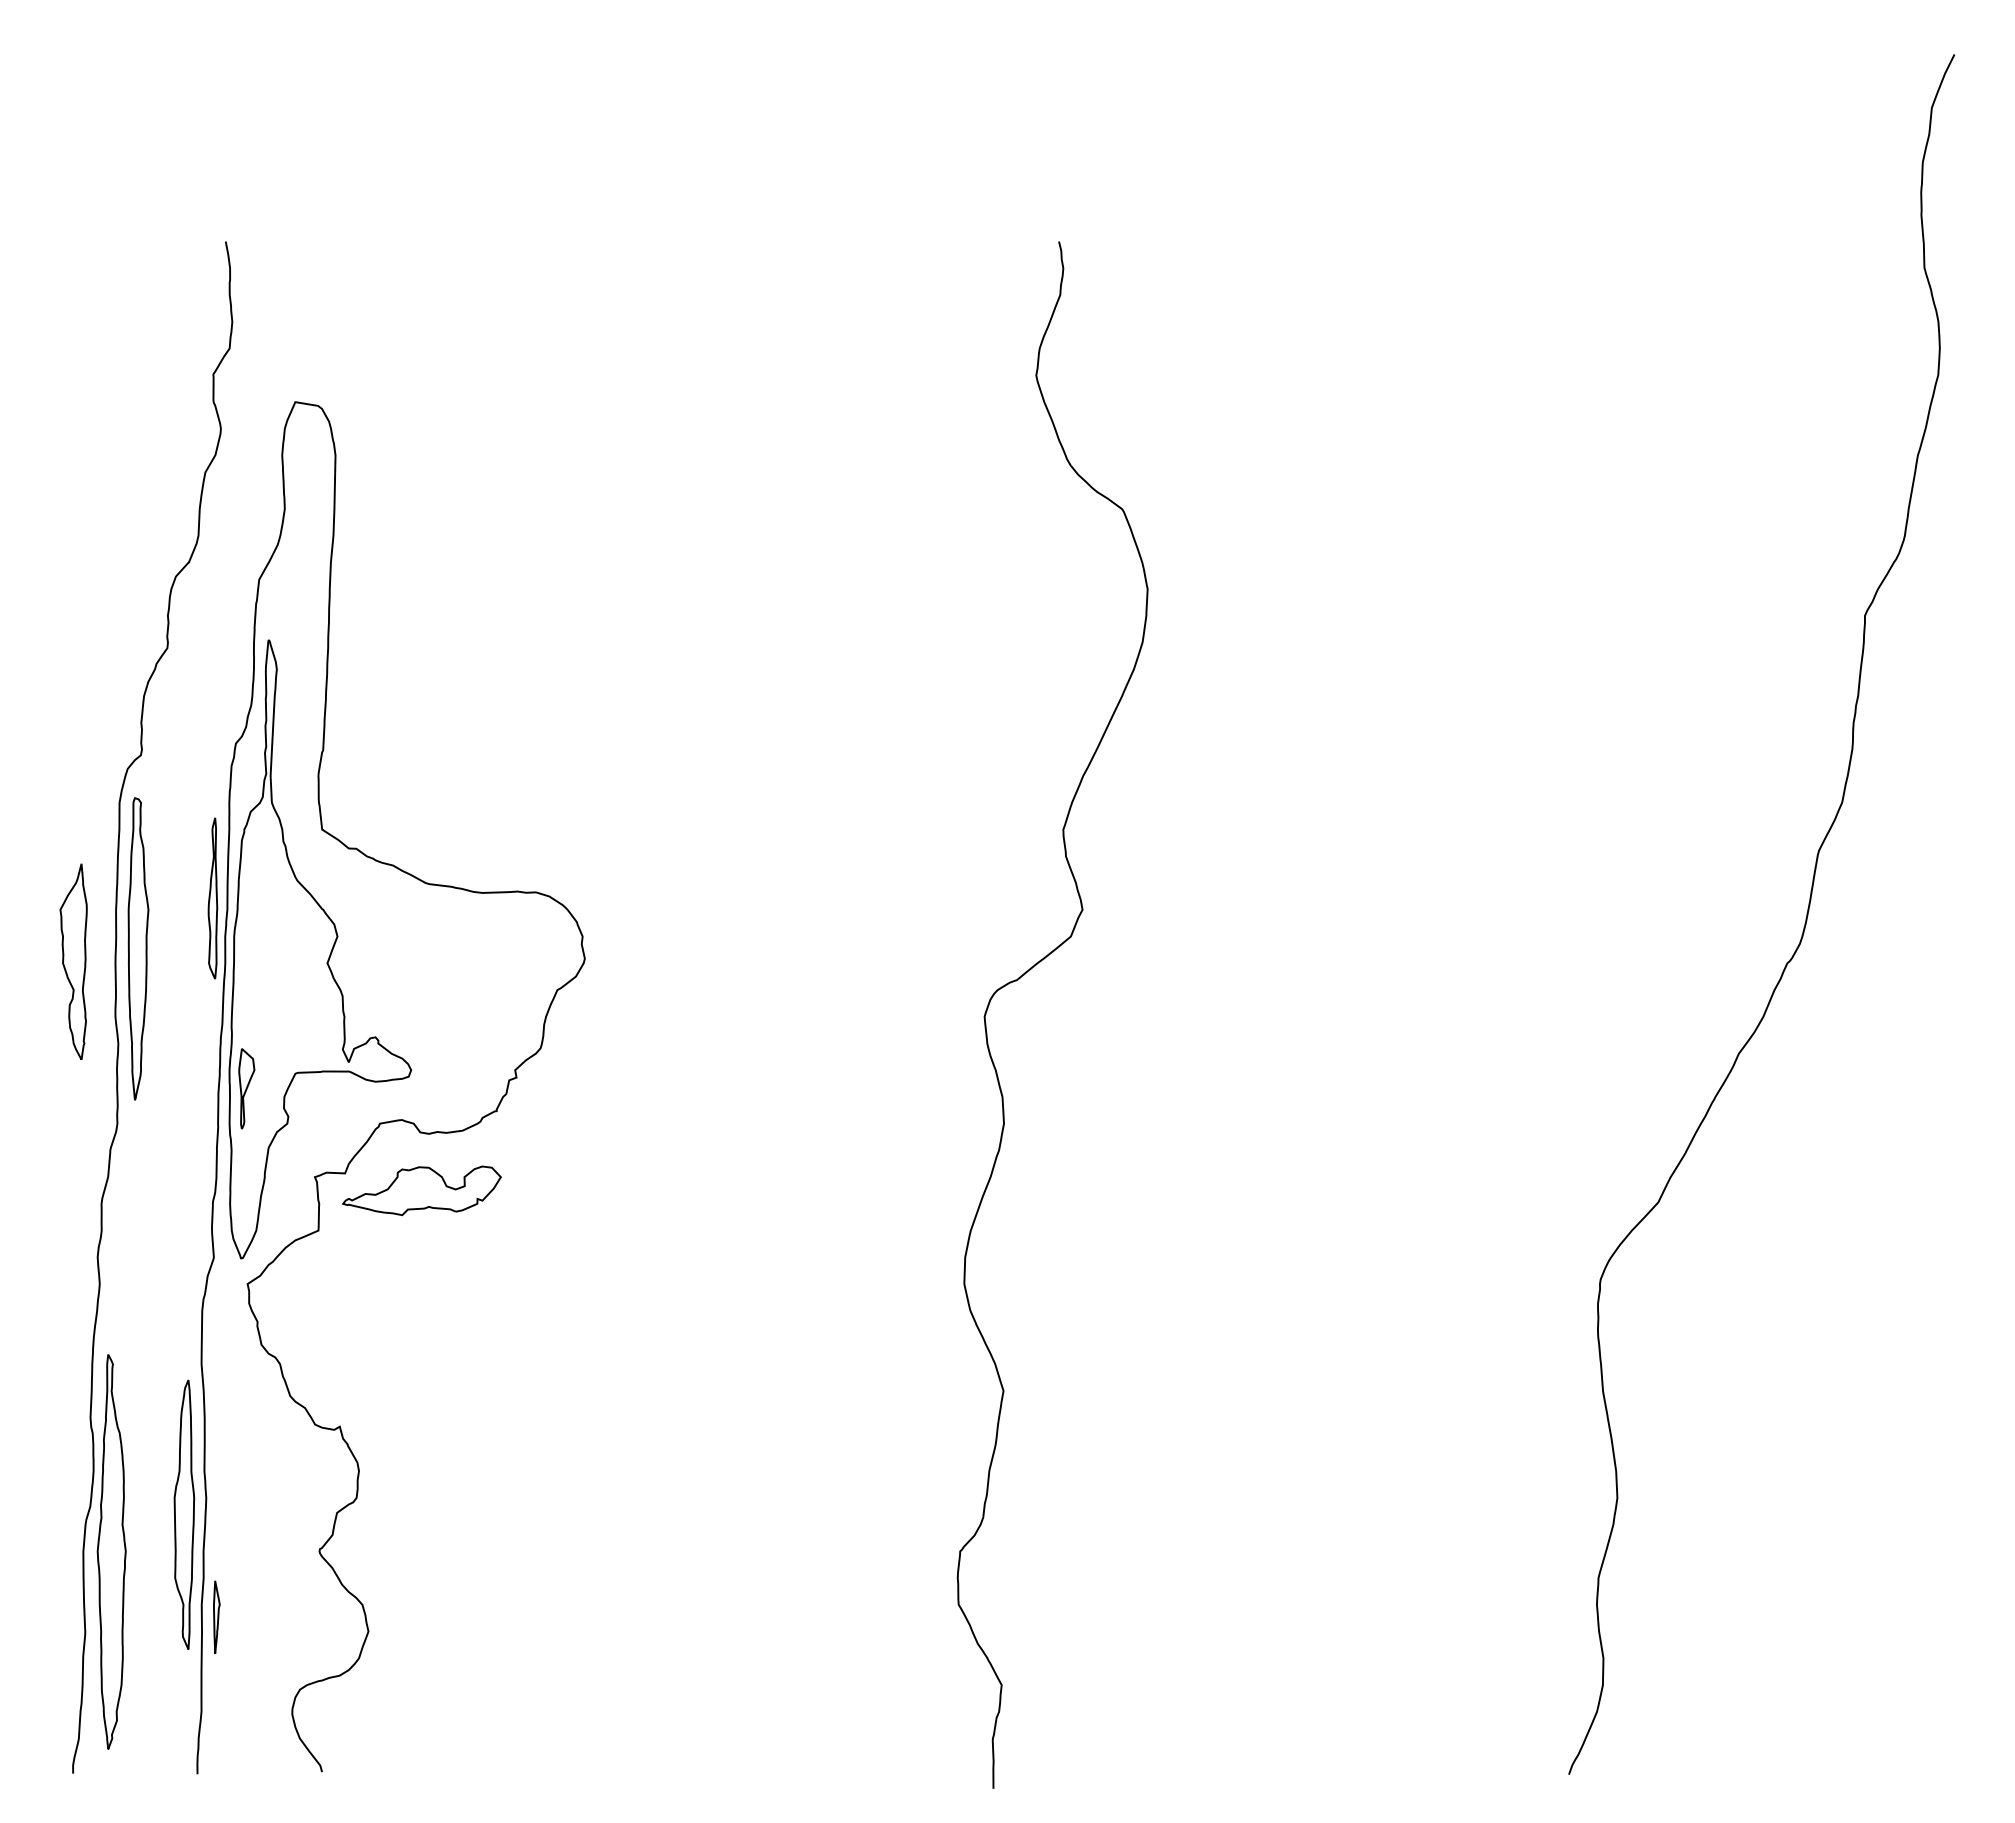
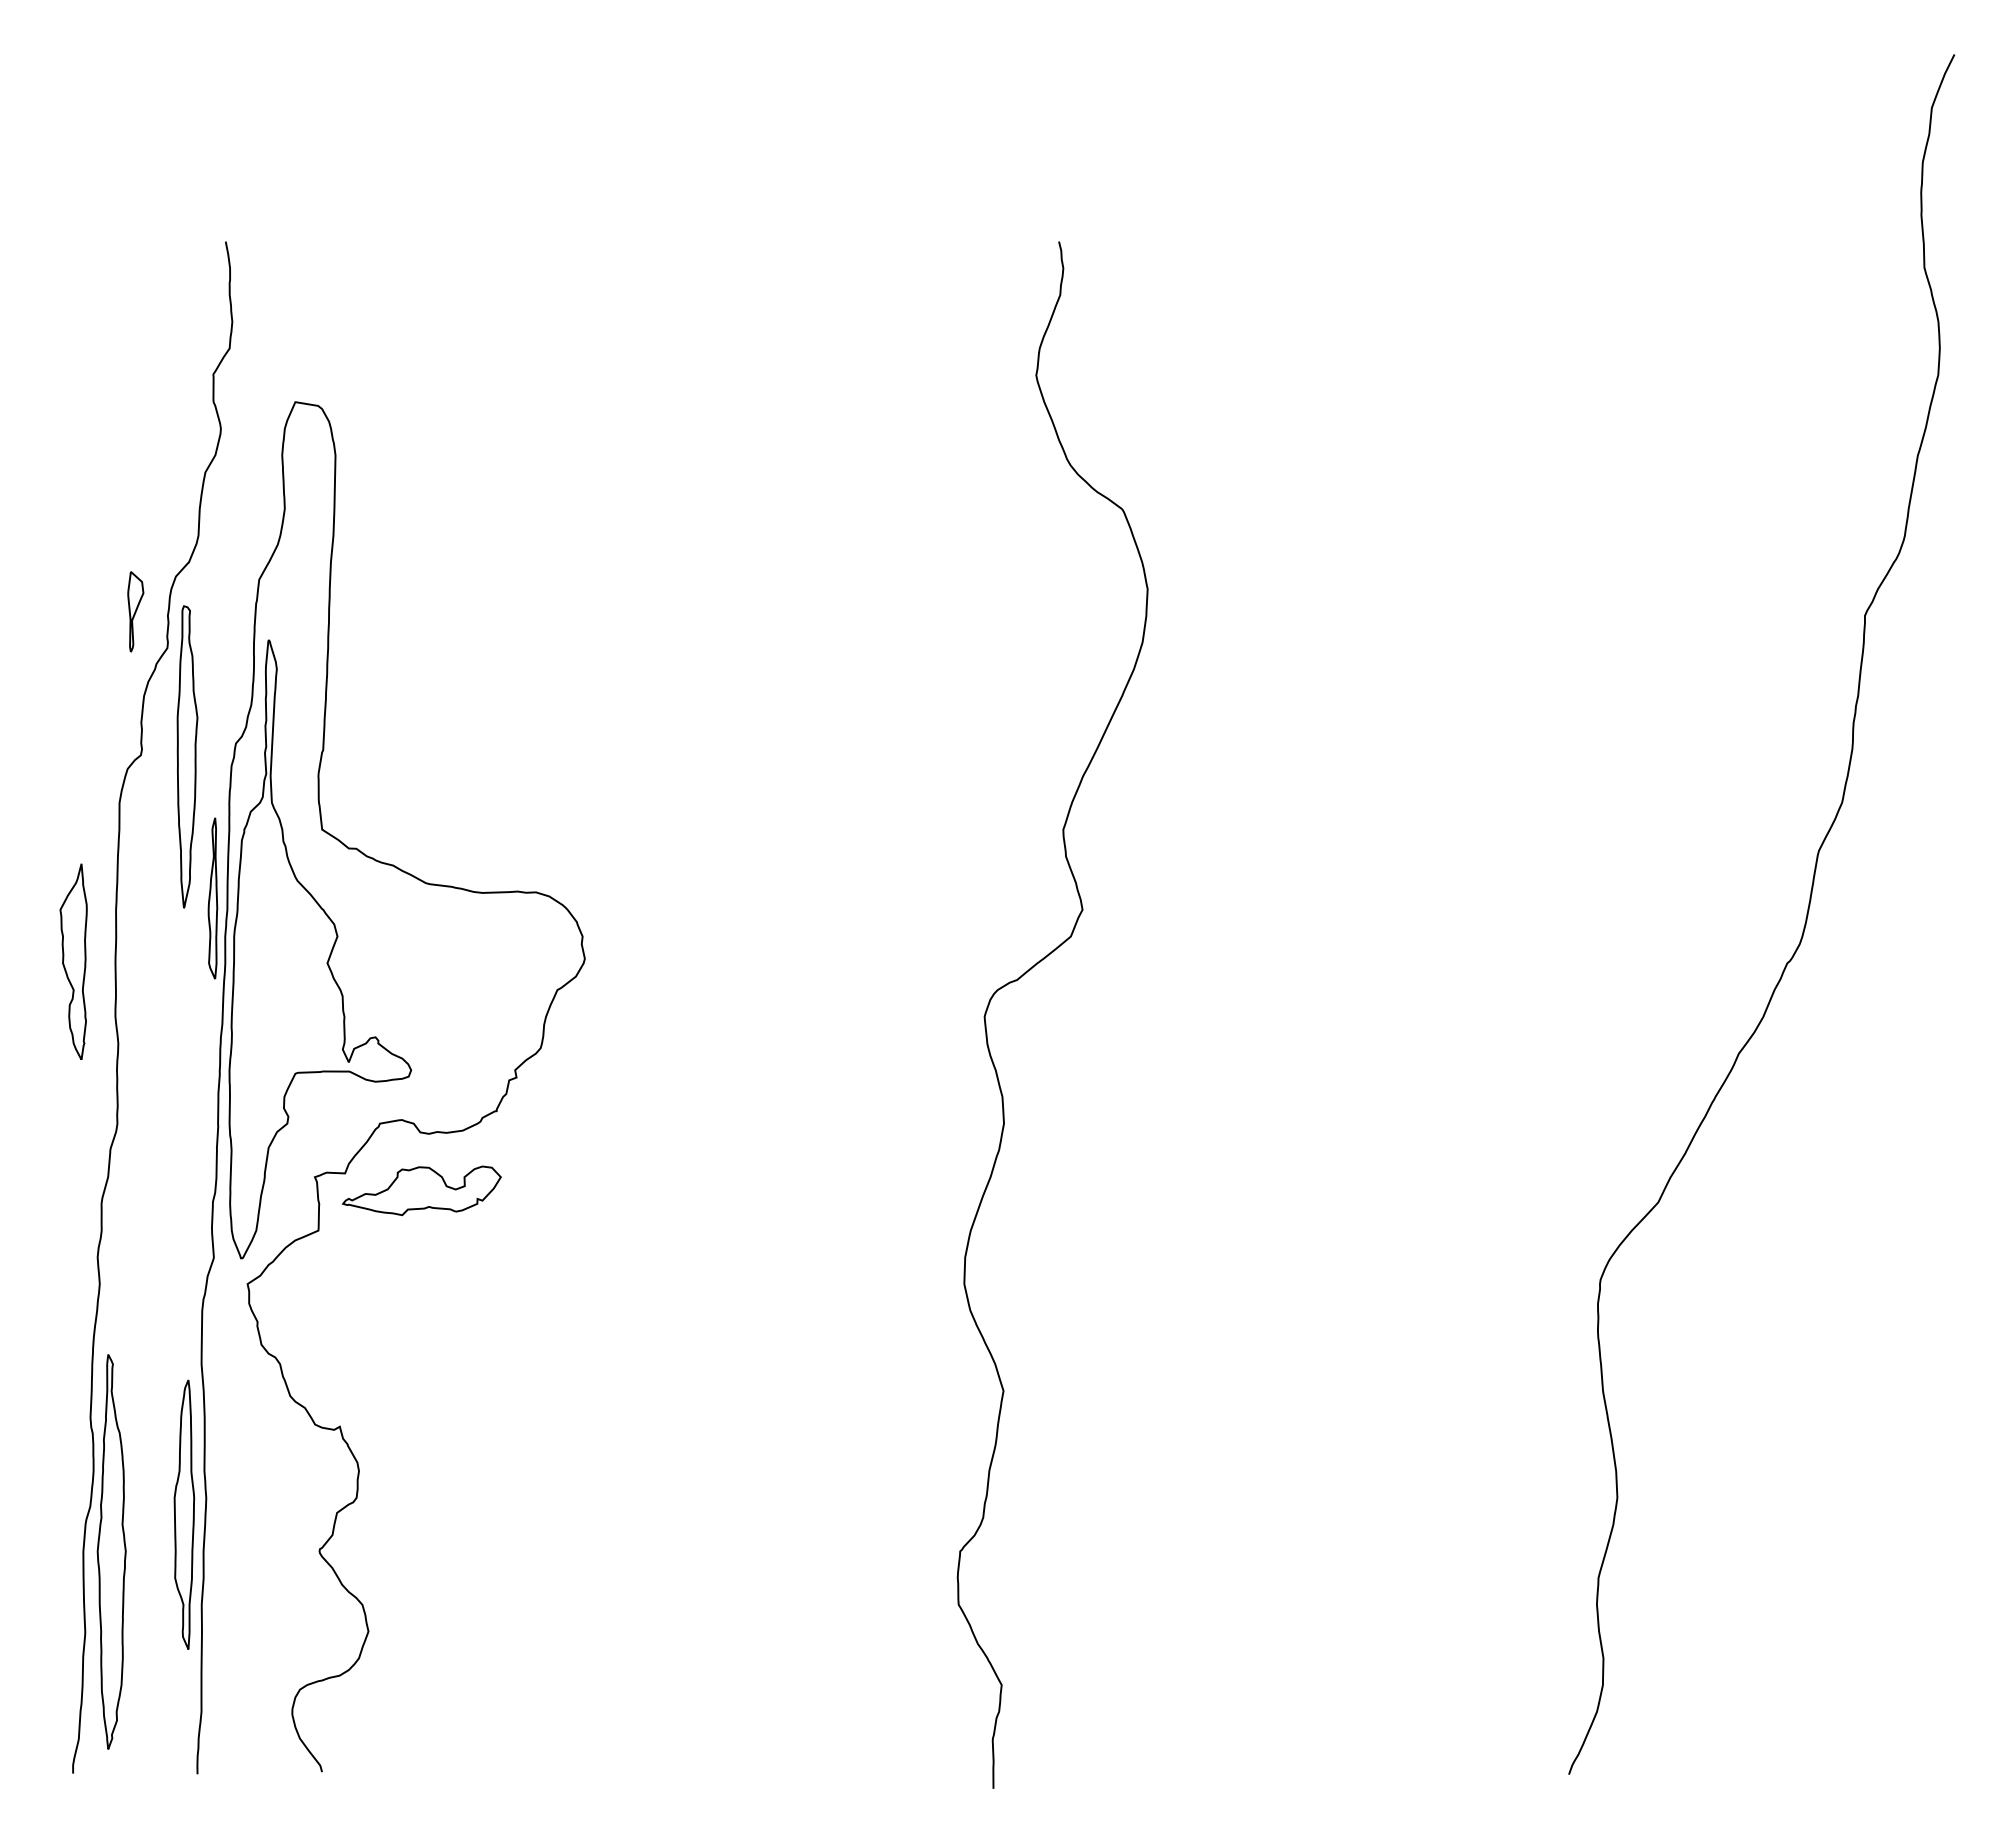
part position: (138, 948) -> (187, 756) (187, 756)
part position: (246, 1088) -> (135, 611) (135, 611)
part: present -> none (216, 1616)
